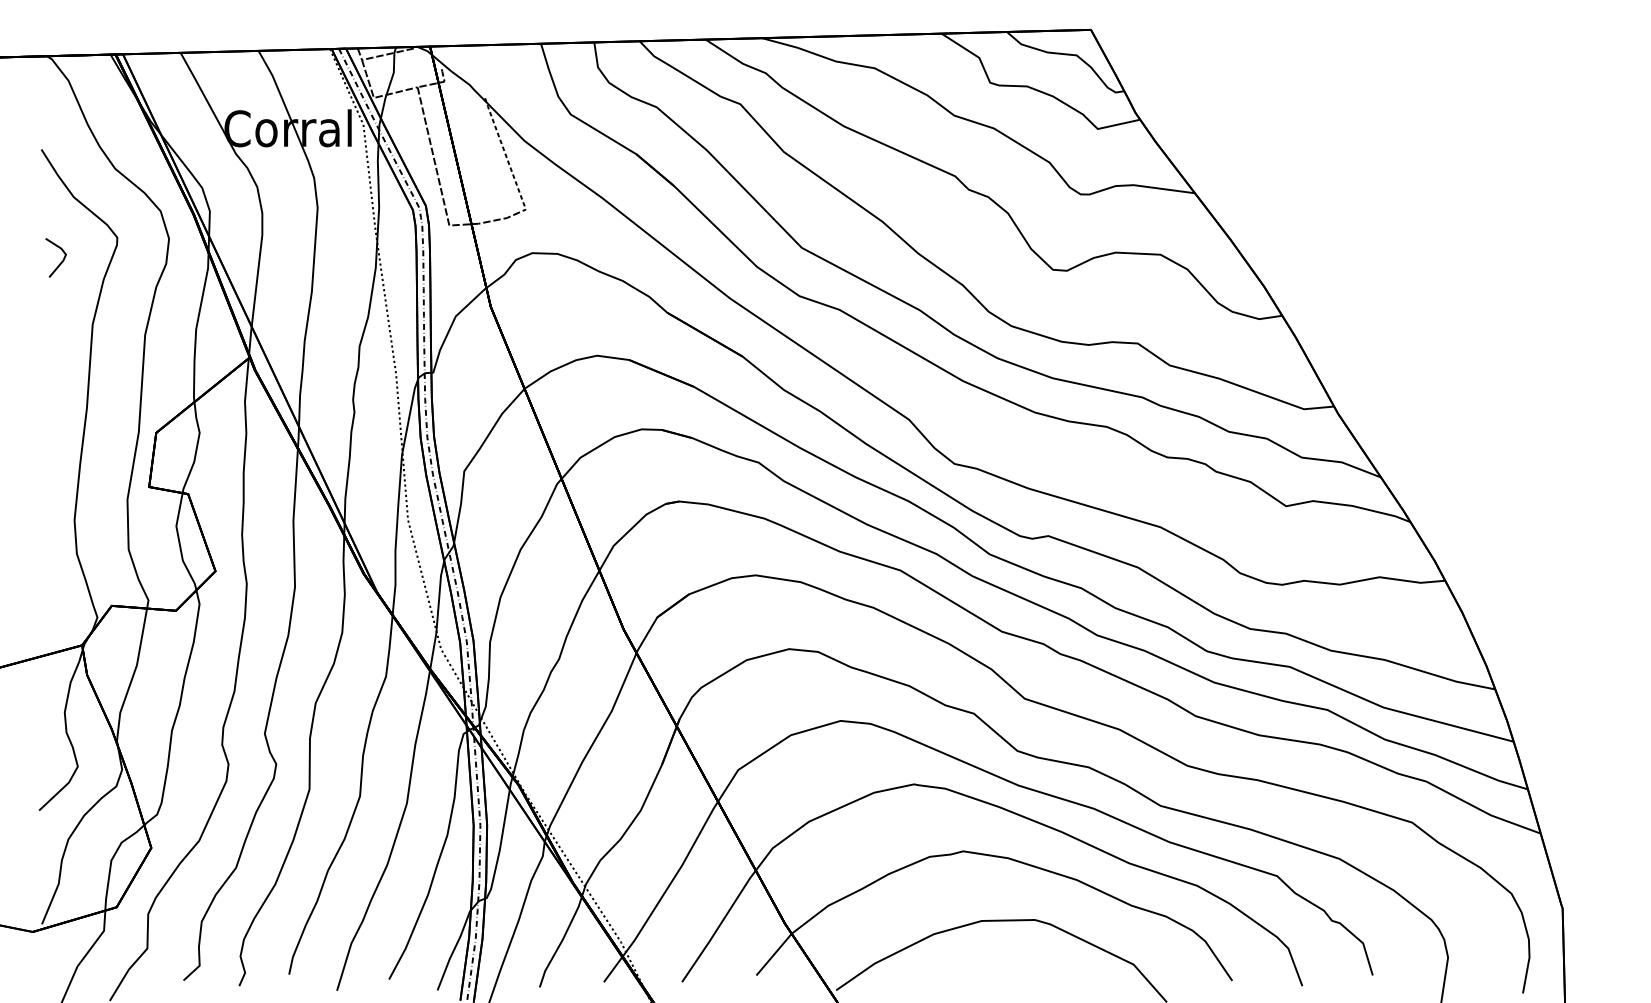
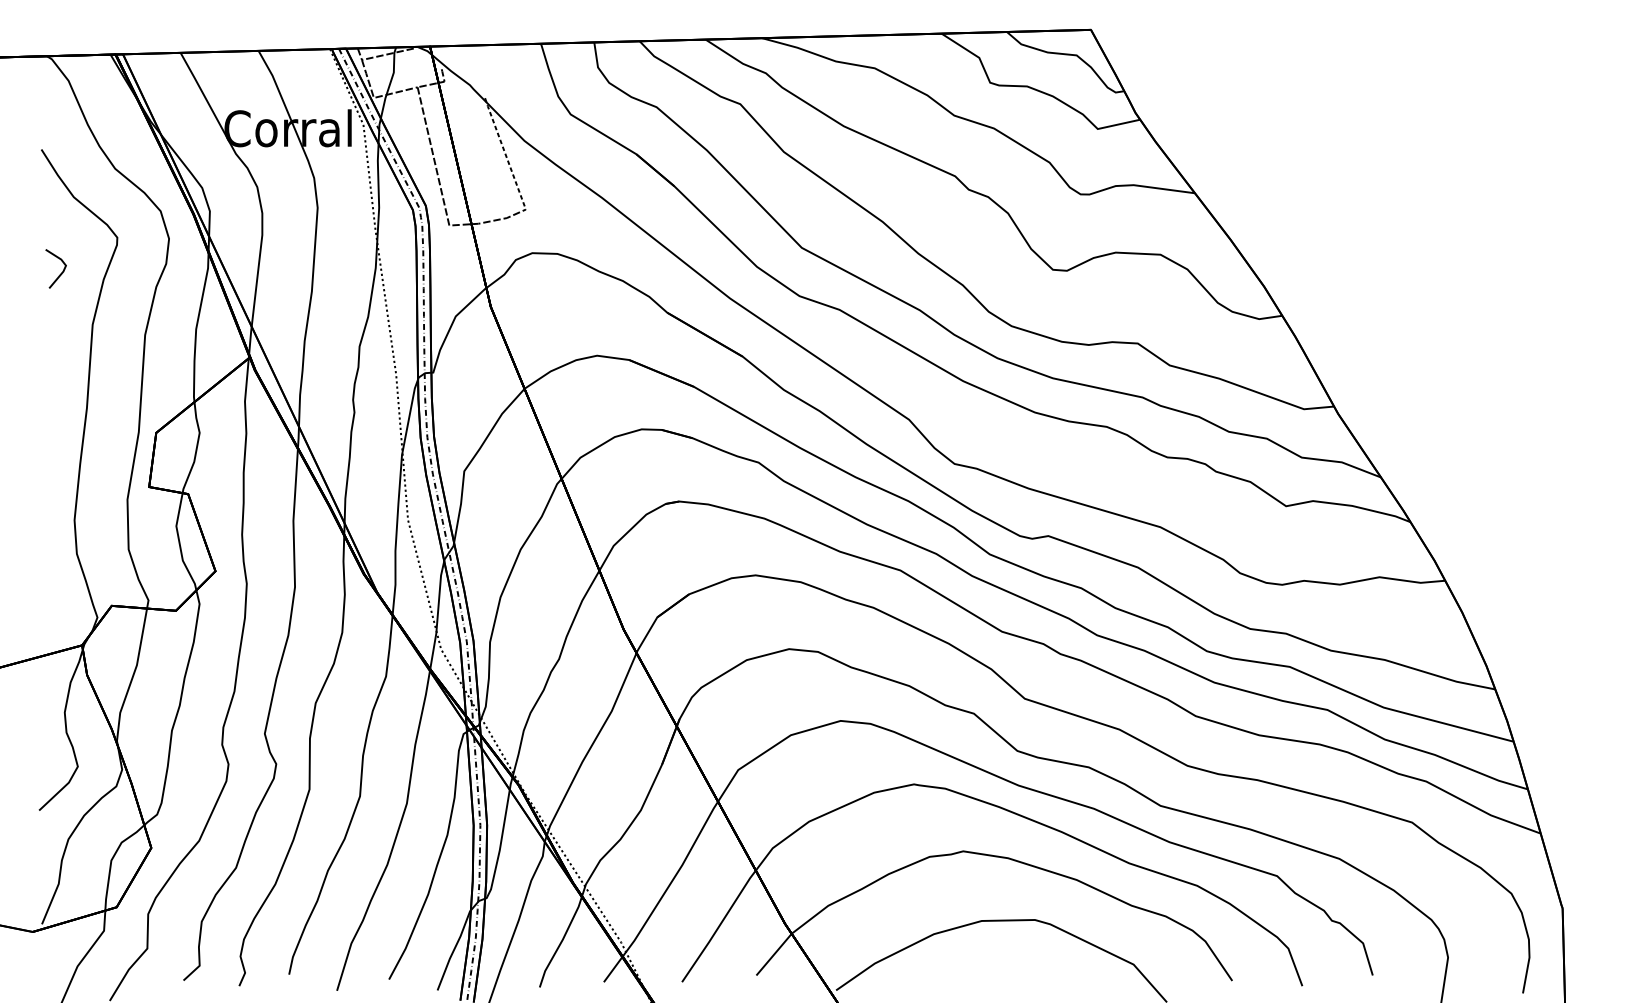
line position: (60, 262) -> (60, 273) (60, 273)
